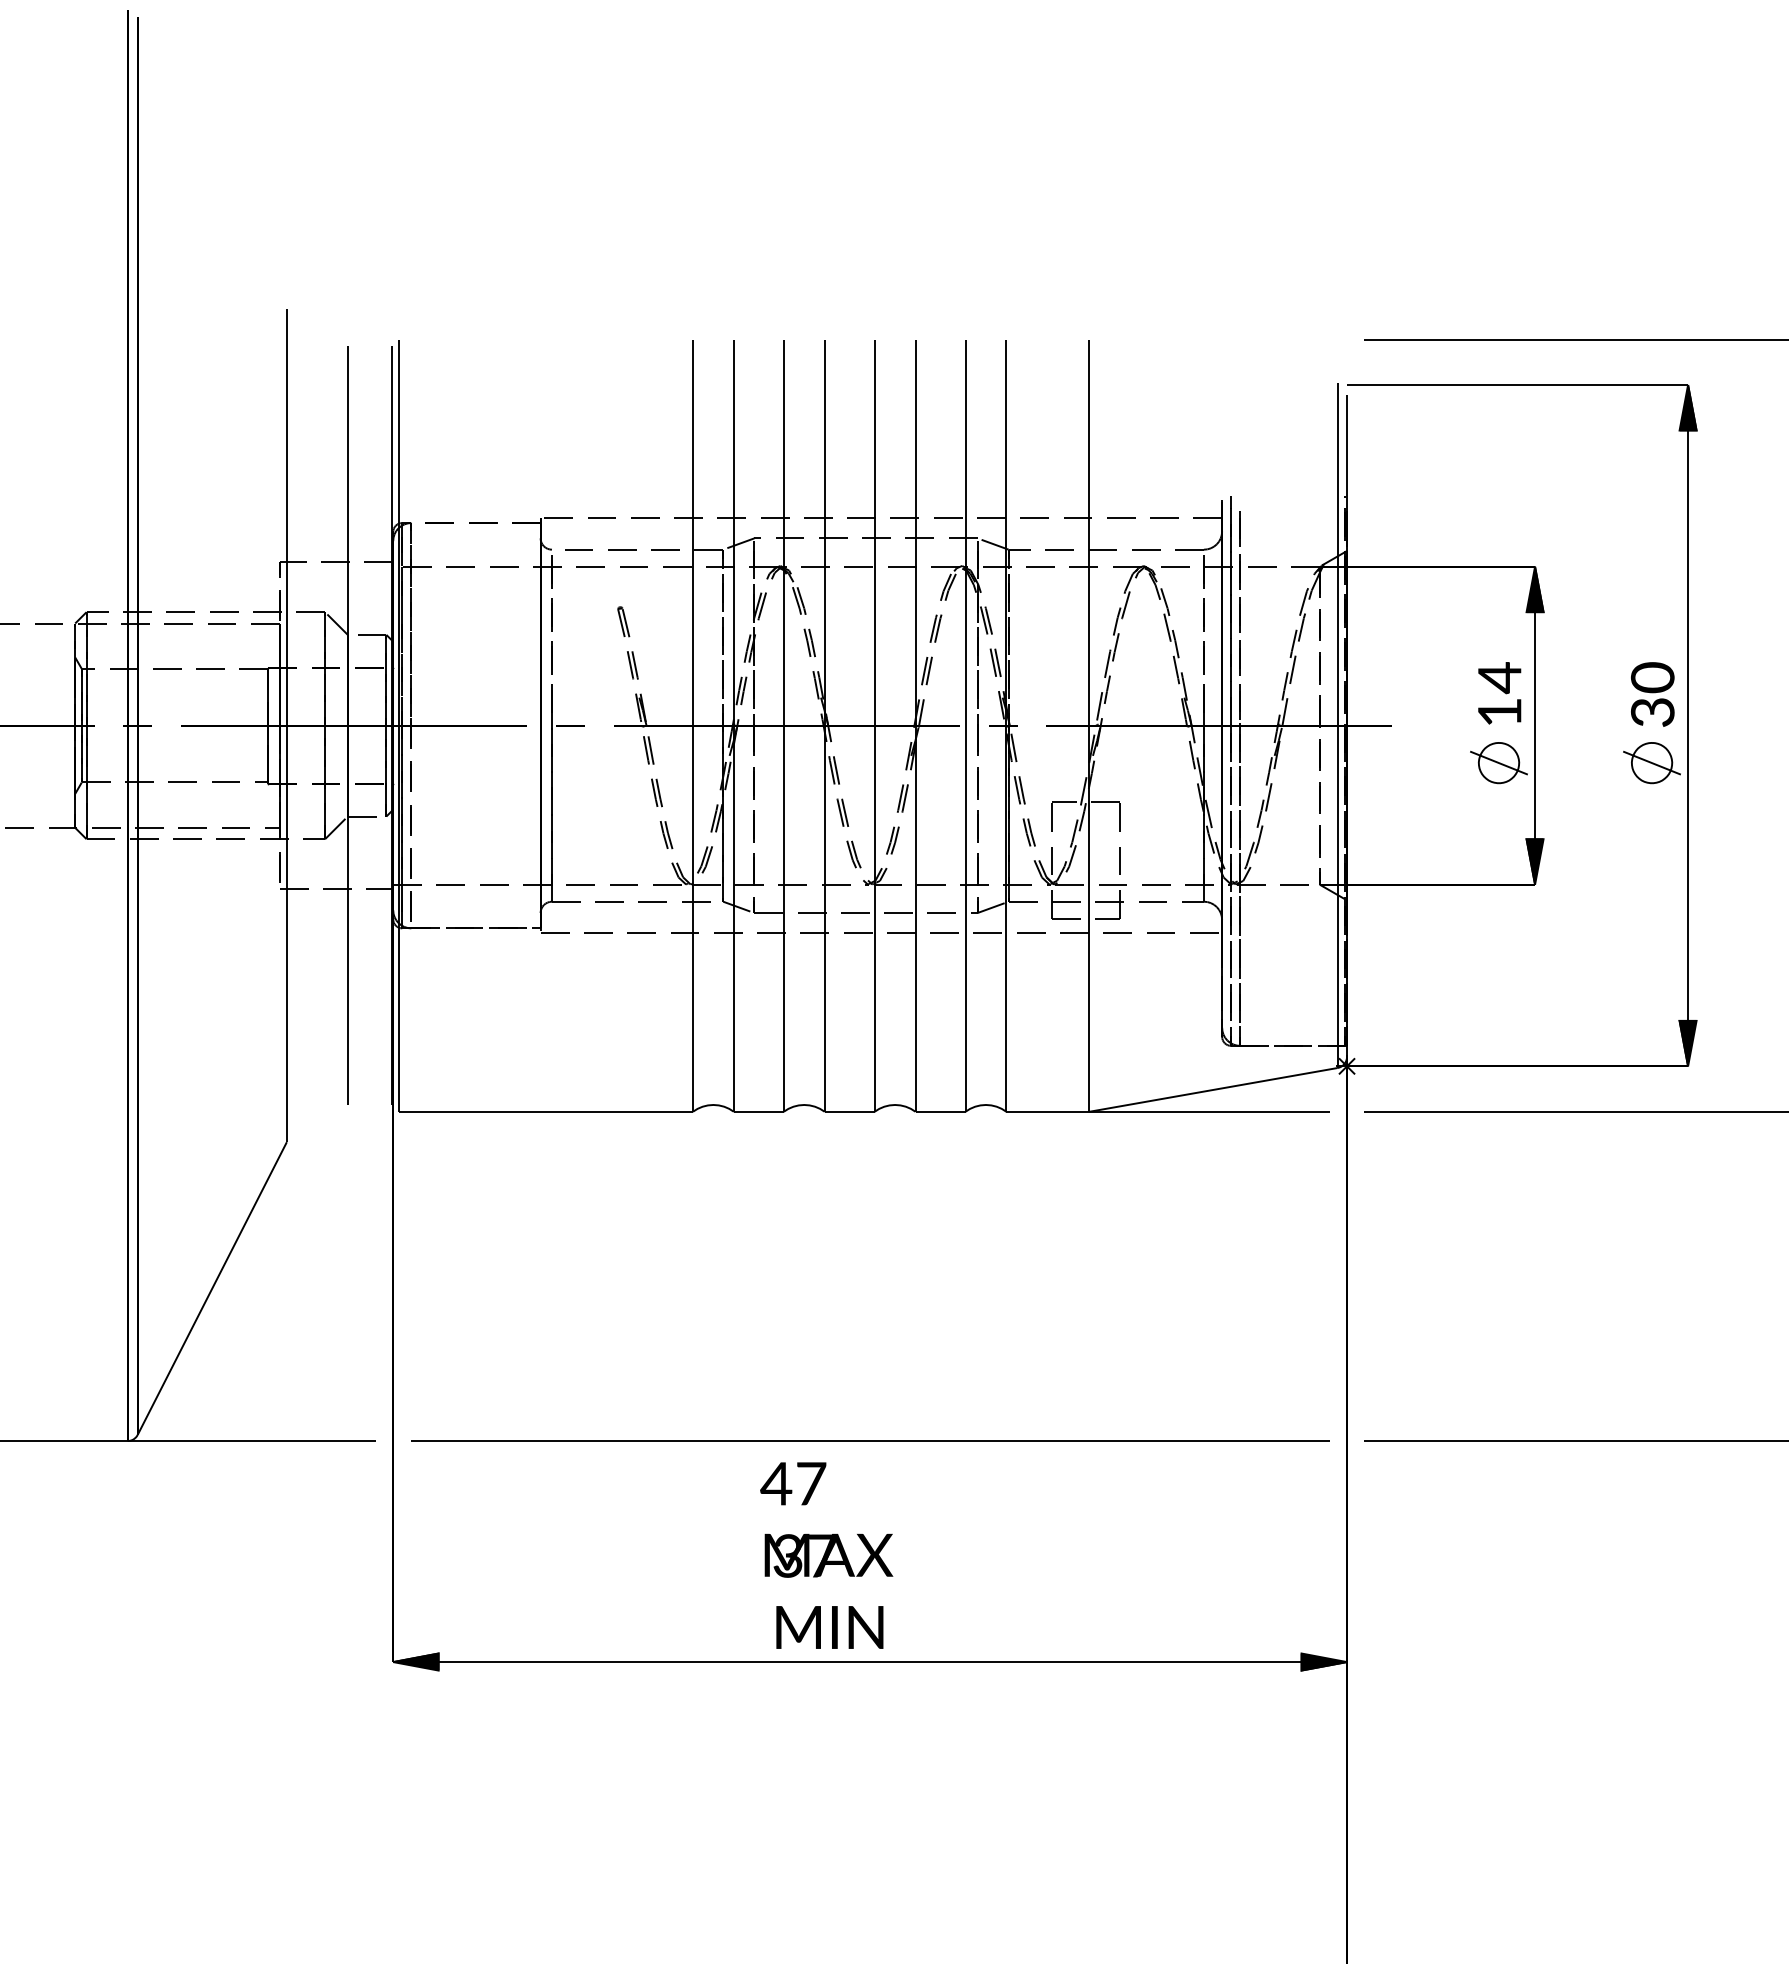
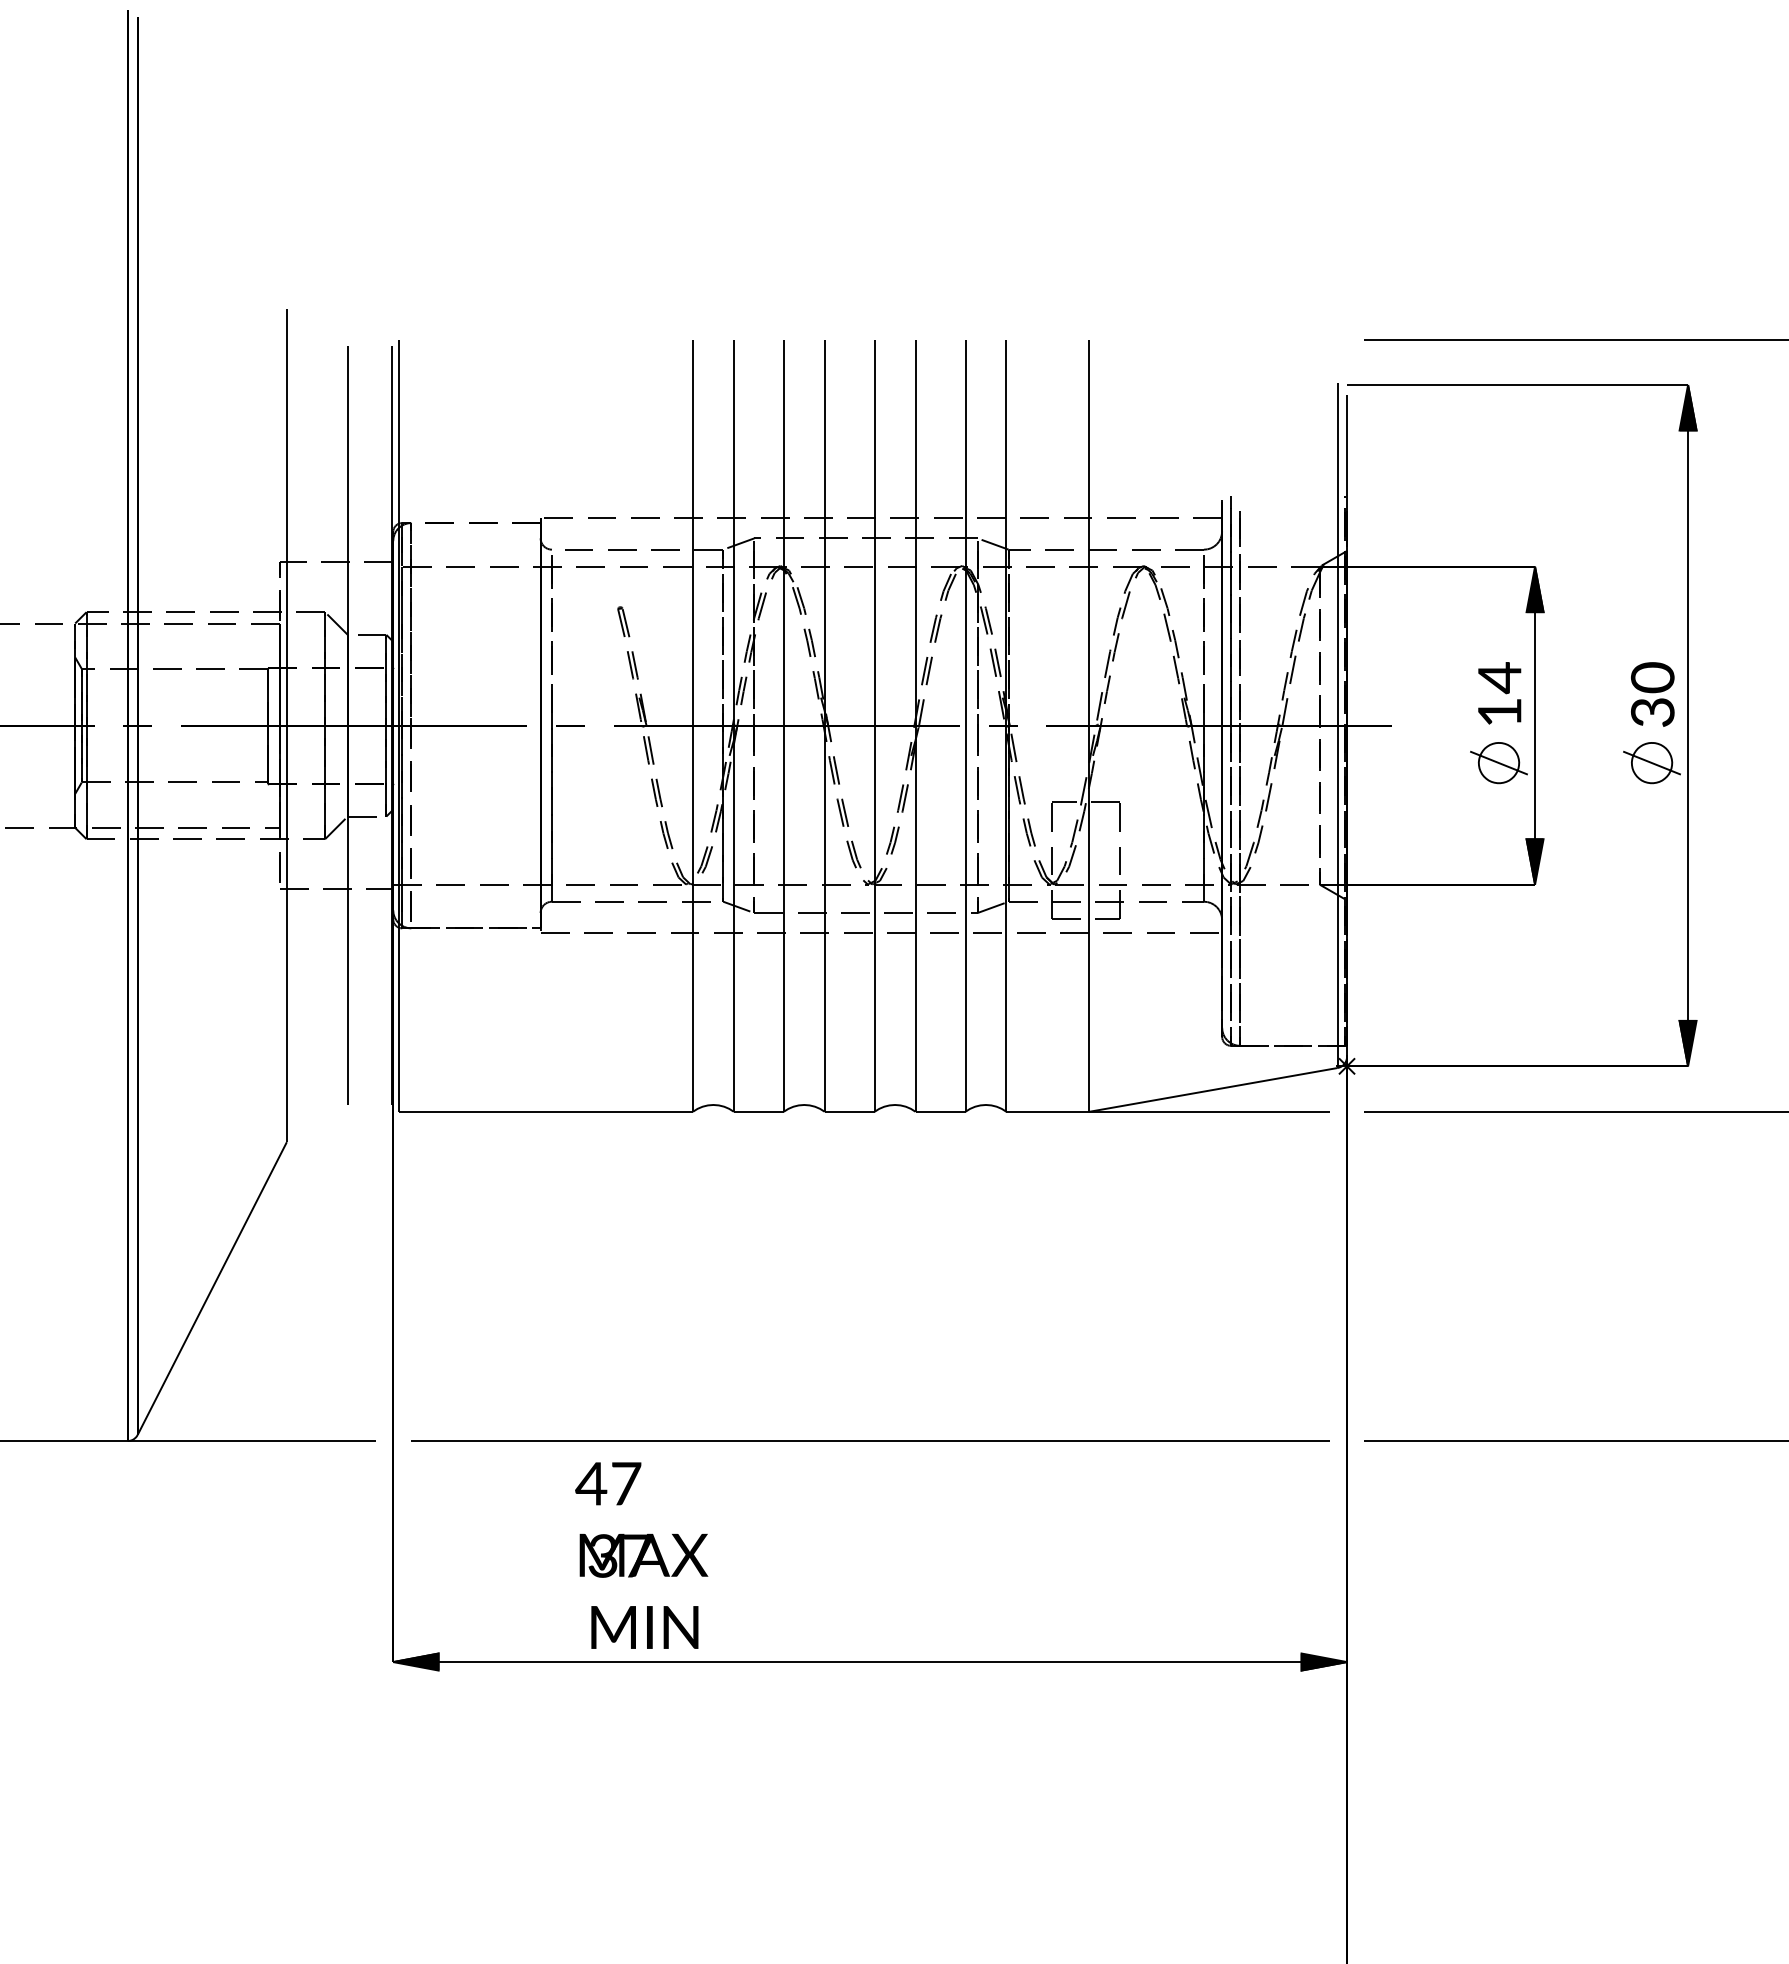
text position: (826, 1555) -> (641, 1555) (641, 1555)
